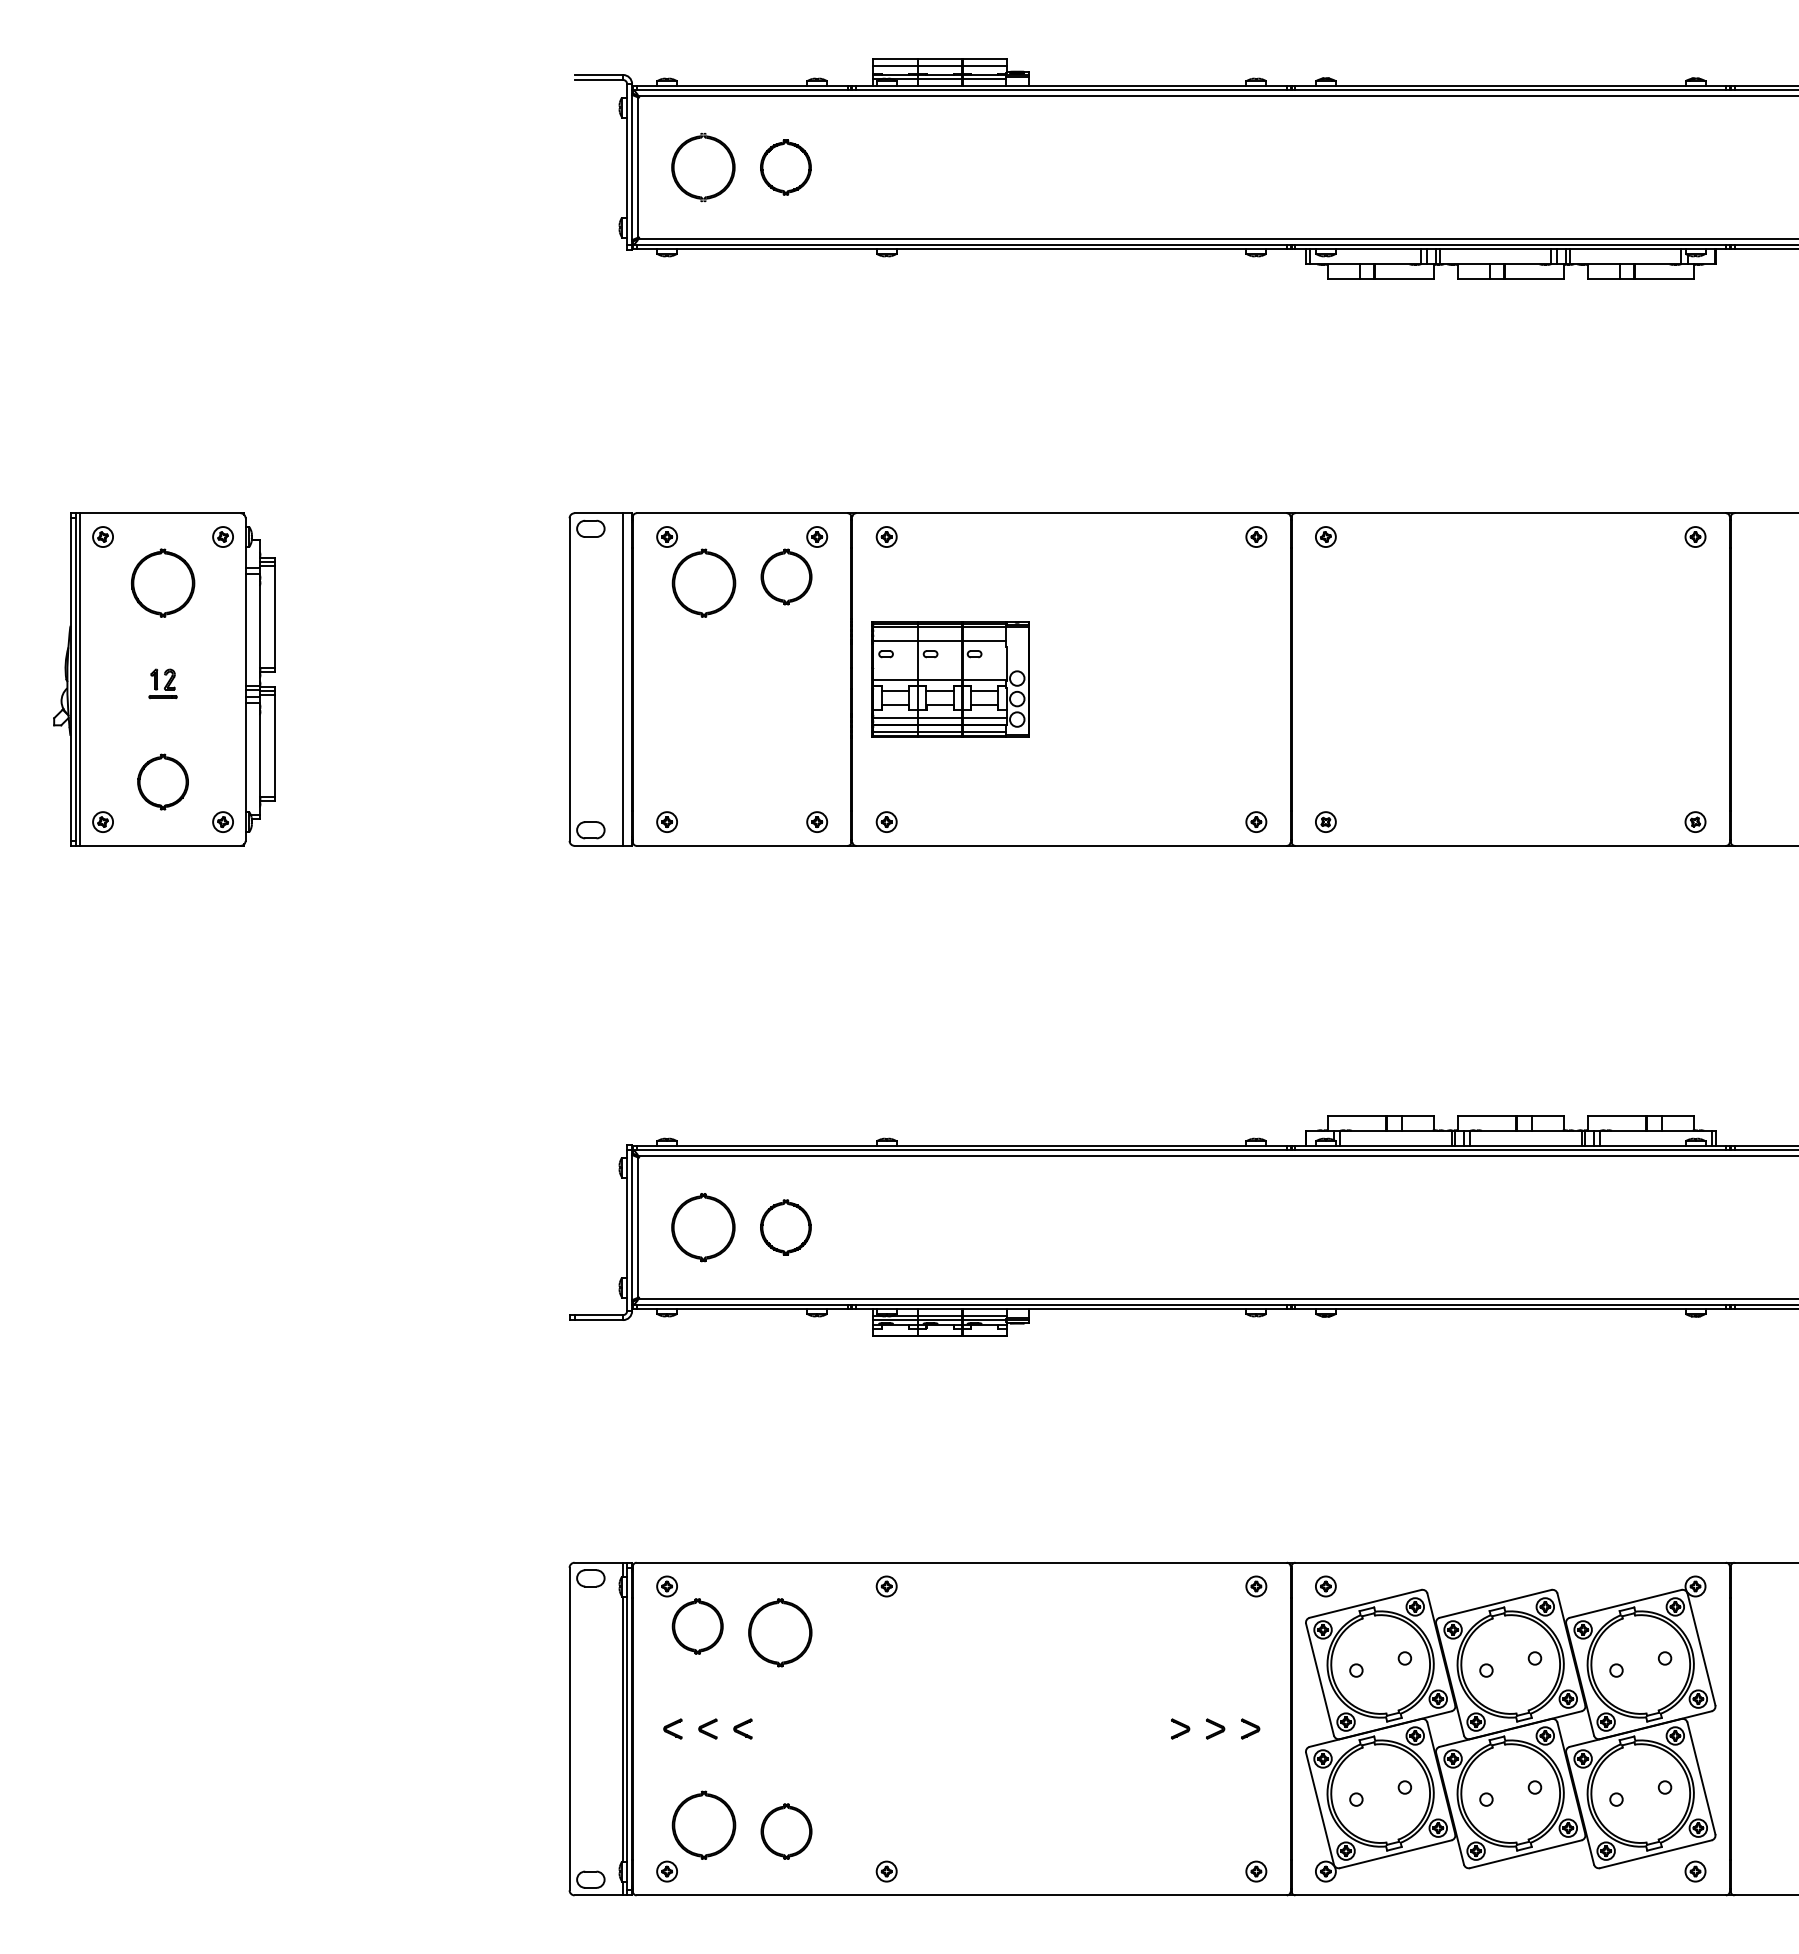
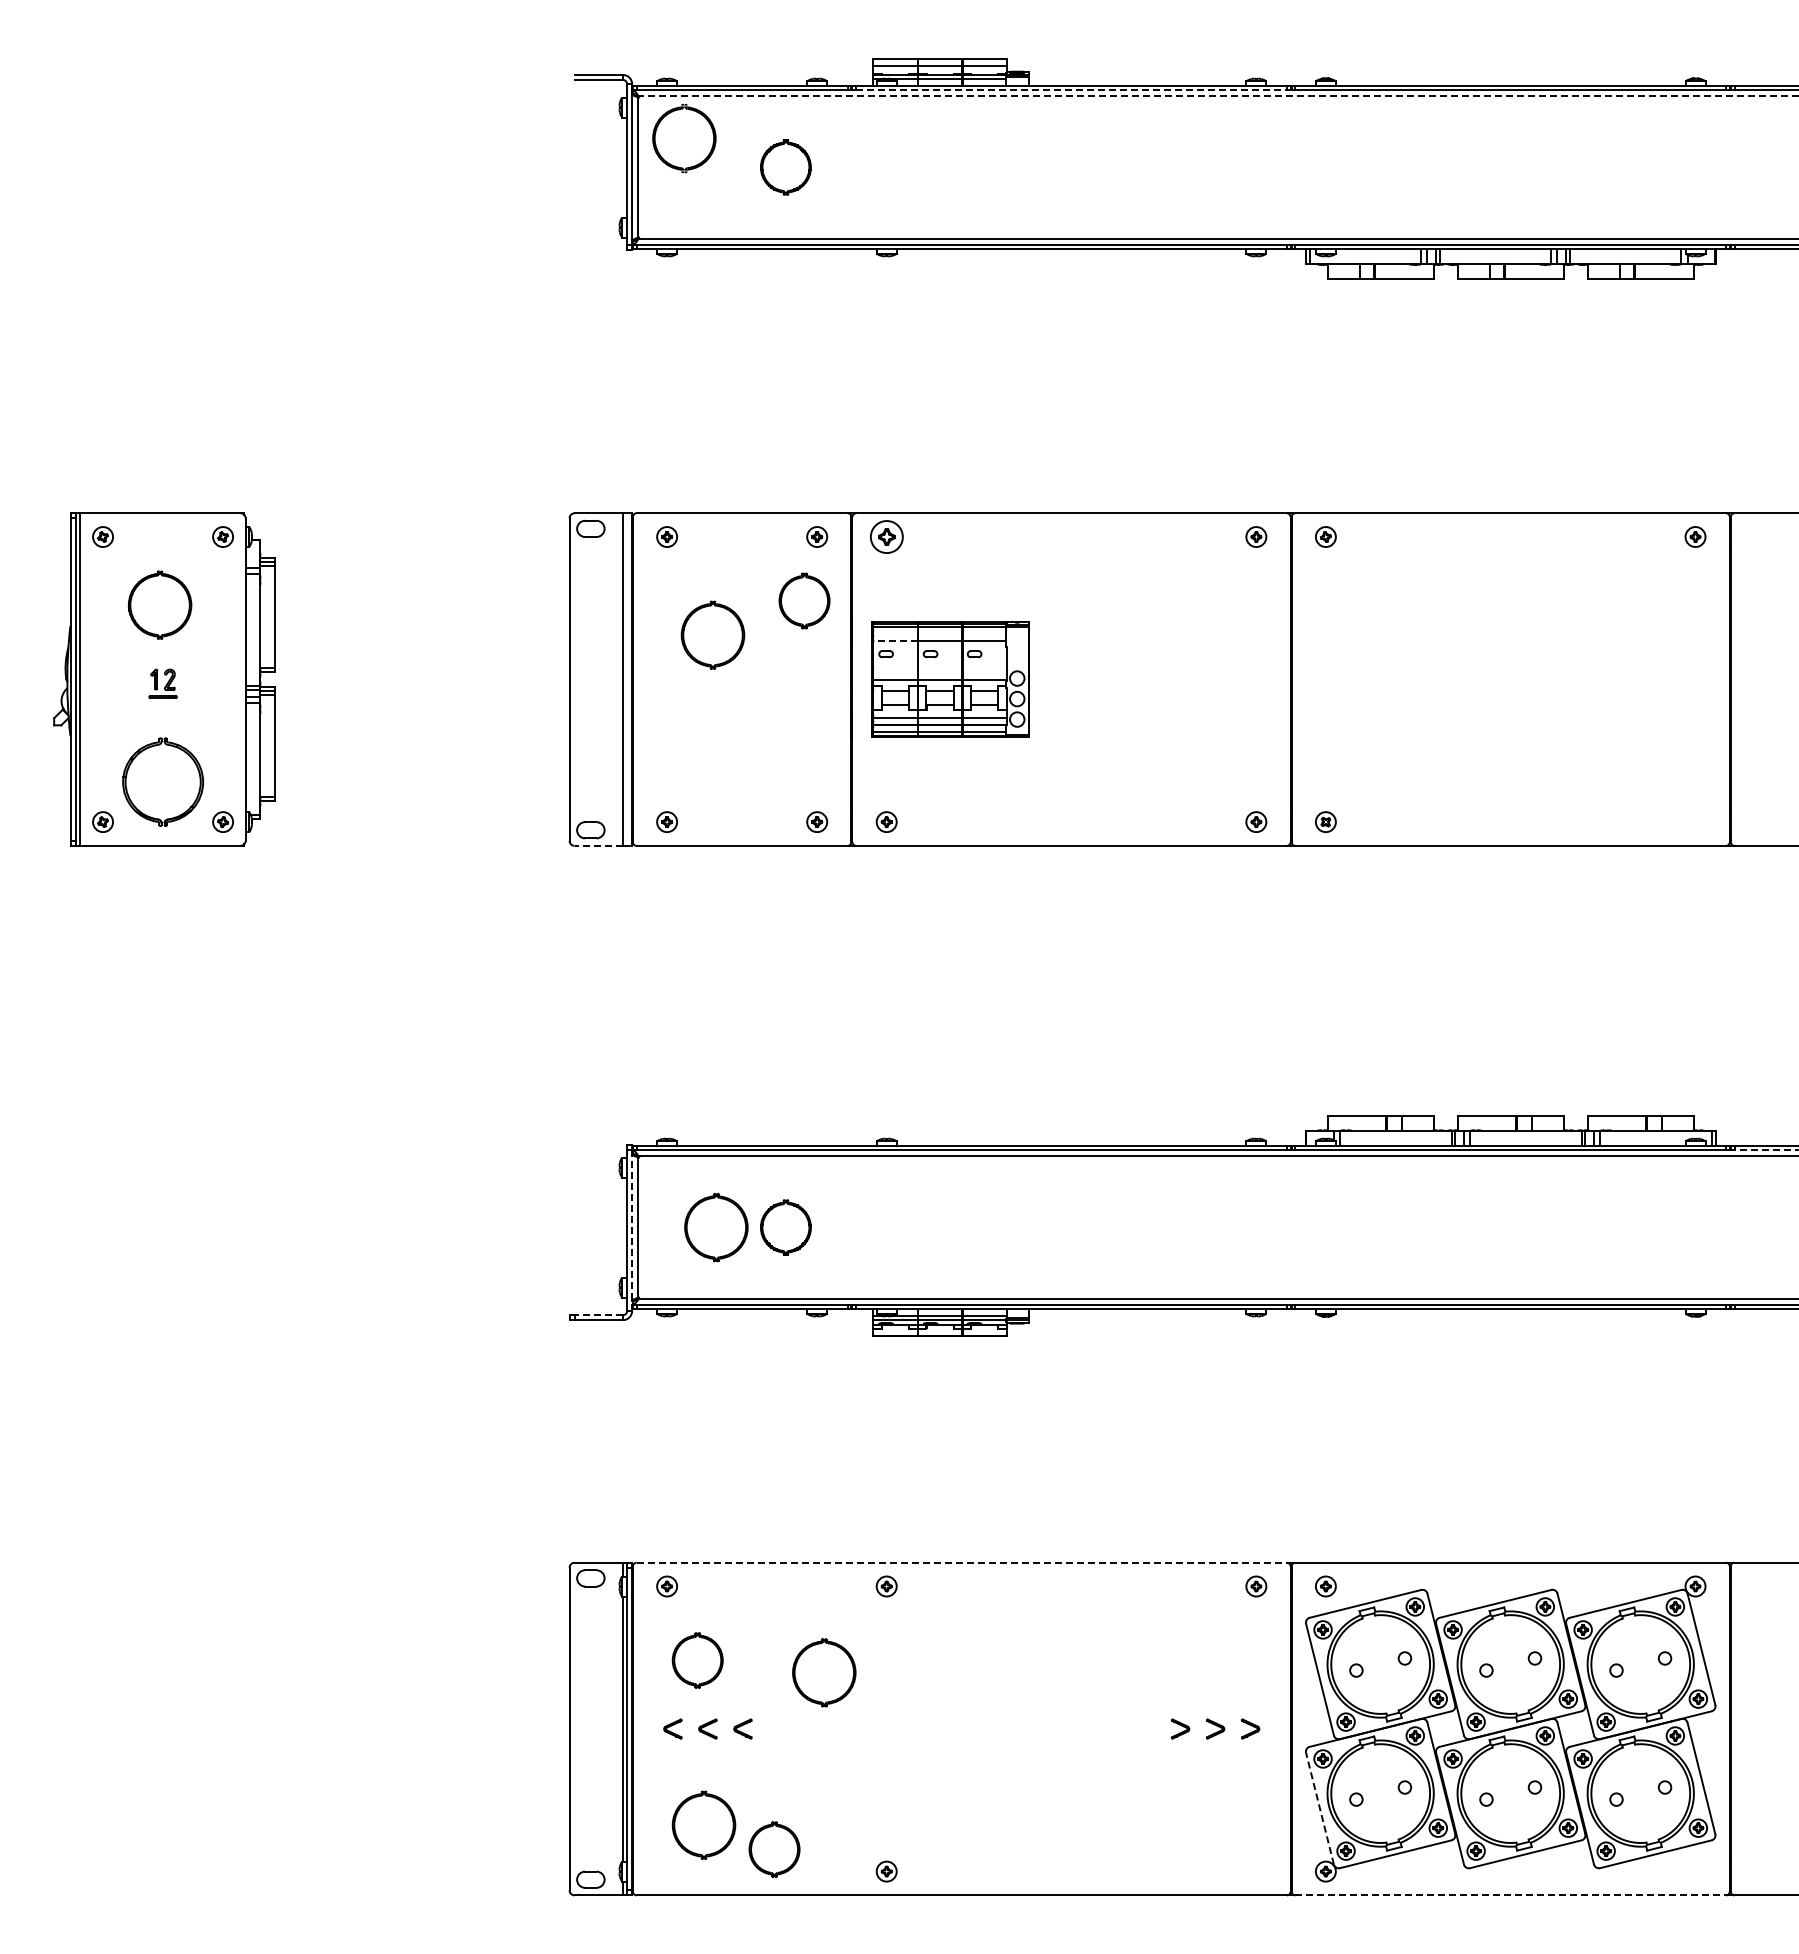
line: solid -> dashed (1072, 90)
line: solid -> dashed (1218, 96)
part position: (703, 167) -> (684, 138) (684, 138)
part size: 23x22 px -> 34x34 px (886, 536)
part position: (786, 576) -> (804, 600) (804, 600)
part position: (163, 582) -> (160, 604) (160, 604)
part position: (703, 582) -> (712, 634) (712, 634)
line: solid -> dashed (895, 641)
part size: 52x58 px -> 82x90 px (162, 781)
part: present -> none (1695, 821)
line: solid -> dashed (598, 845)
line: solid -> dashed (1766, 1150)
part position: (703, 1227) -> (716, 1227) (716, 1227)
line: solid -> dashed (632, 1230)
line: solid -> dashed (598, 1315)
line: solid -> dashed (962, 1562)
part position: (697, 1626) -> (697, 1660) (697, 1660)
part position: (780, 1632) -> (824, 1672) (824, 1672)
line: solid -> dashed (1320, 1808)
part position: (786, 1831) -> (774, 1849) (774, 1849)
part: present -> none (666, 1871)
part: present -> none (1256, 1871)
part: present -> none (1695, 1871)
line: solid -> dashed (1511, 1895)
